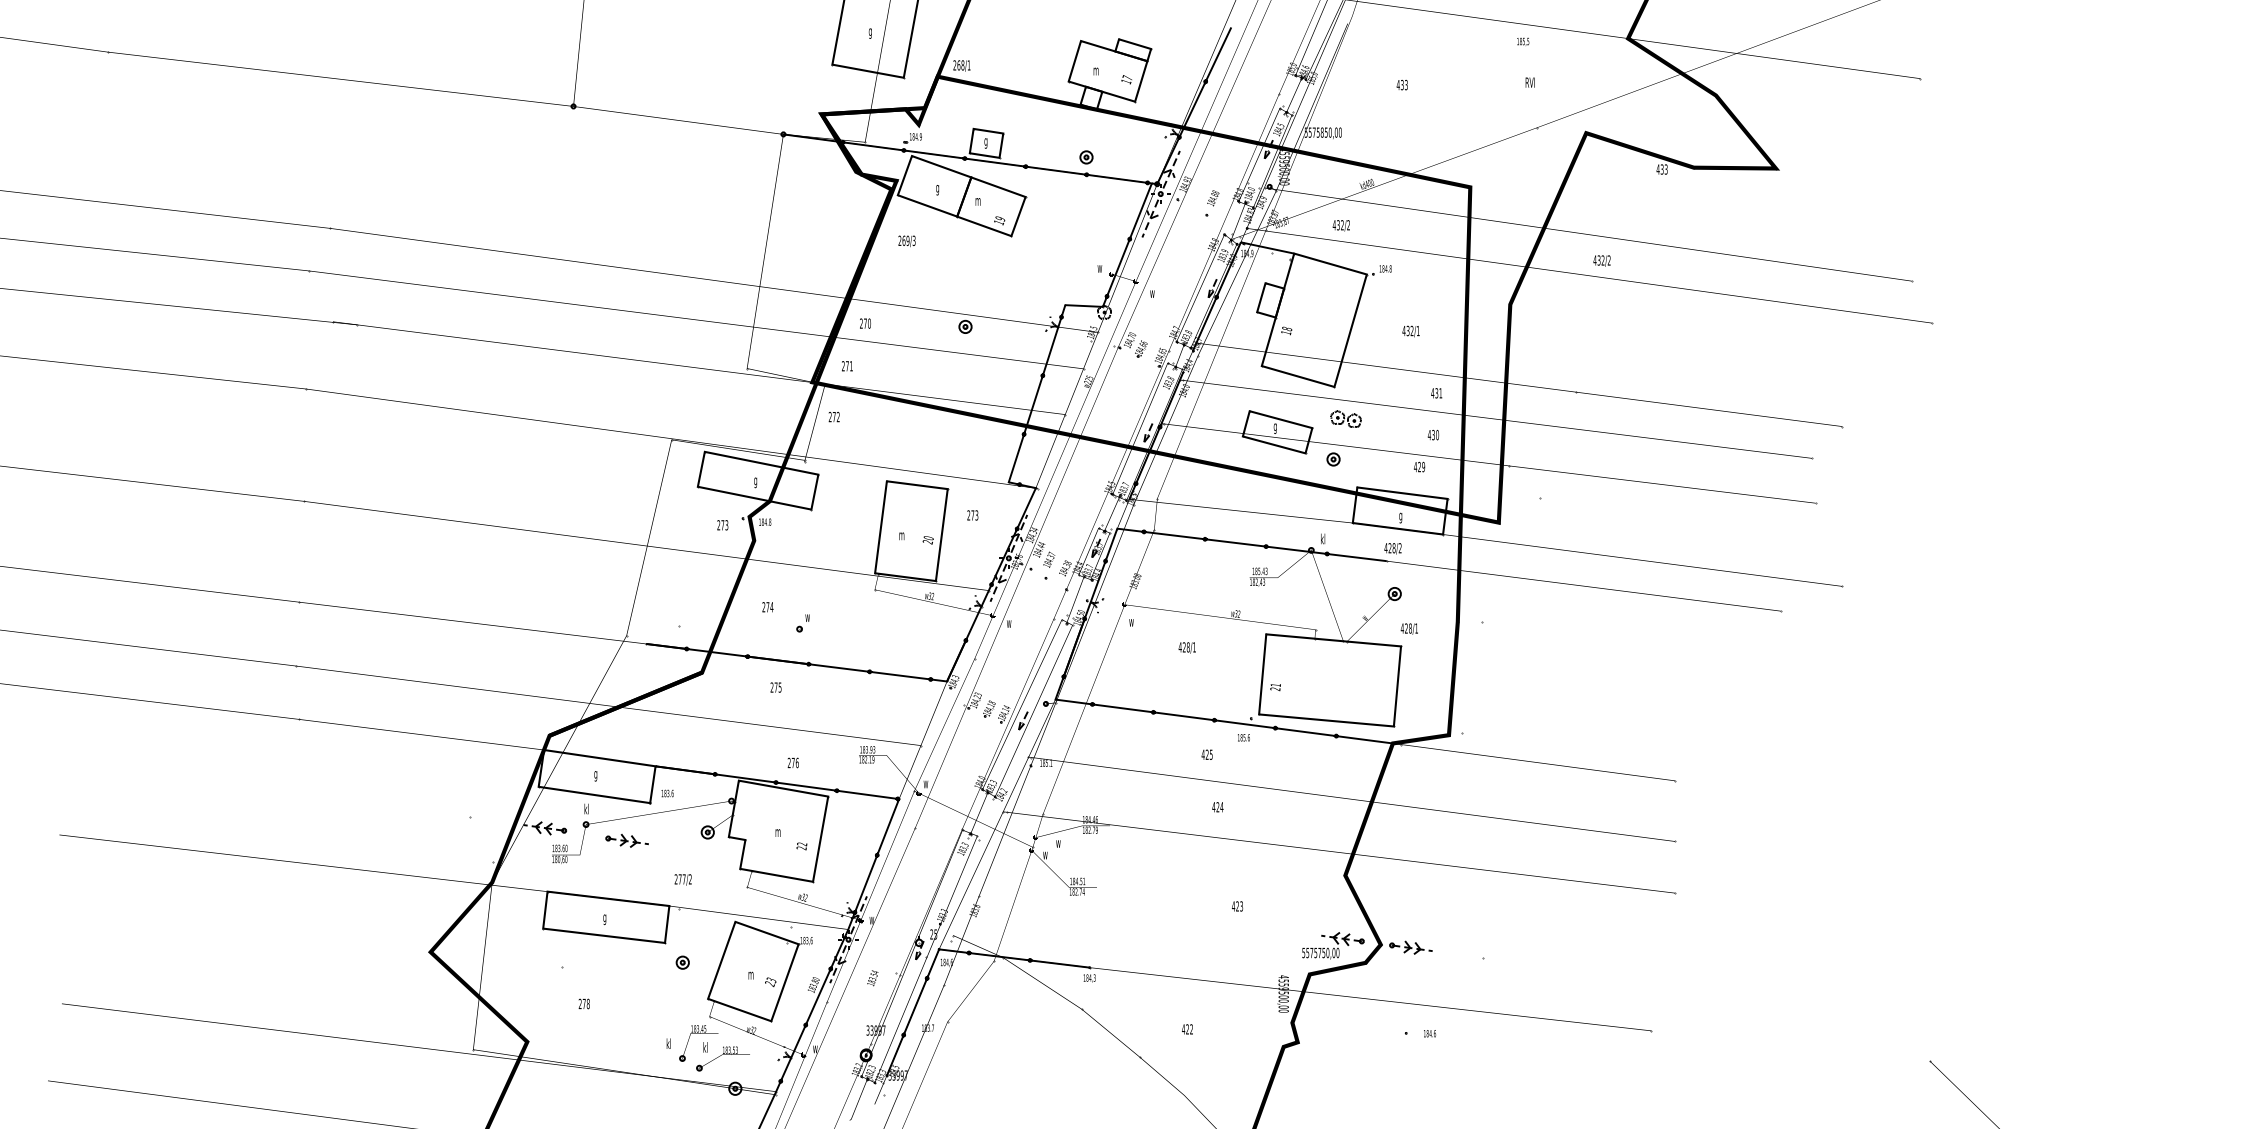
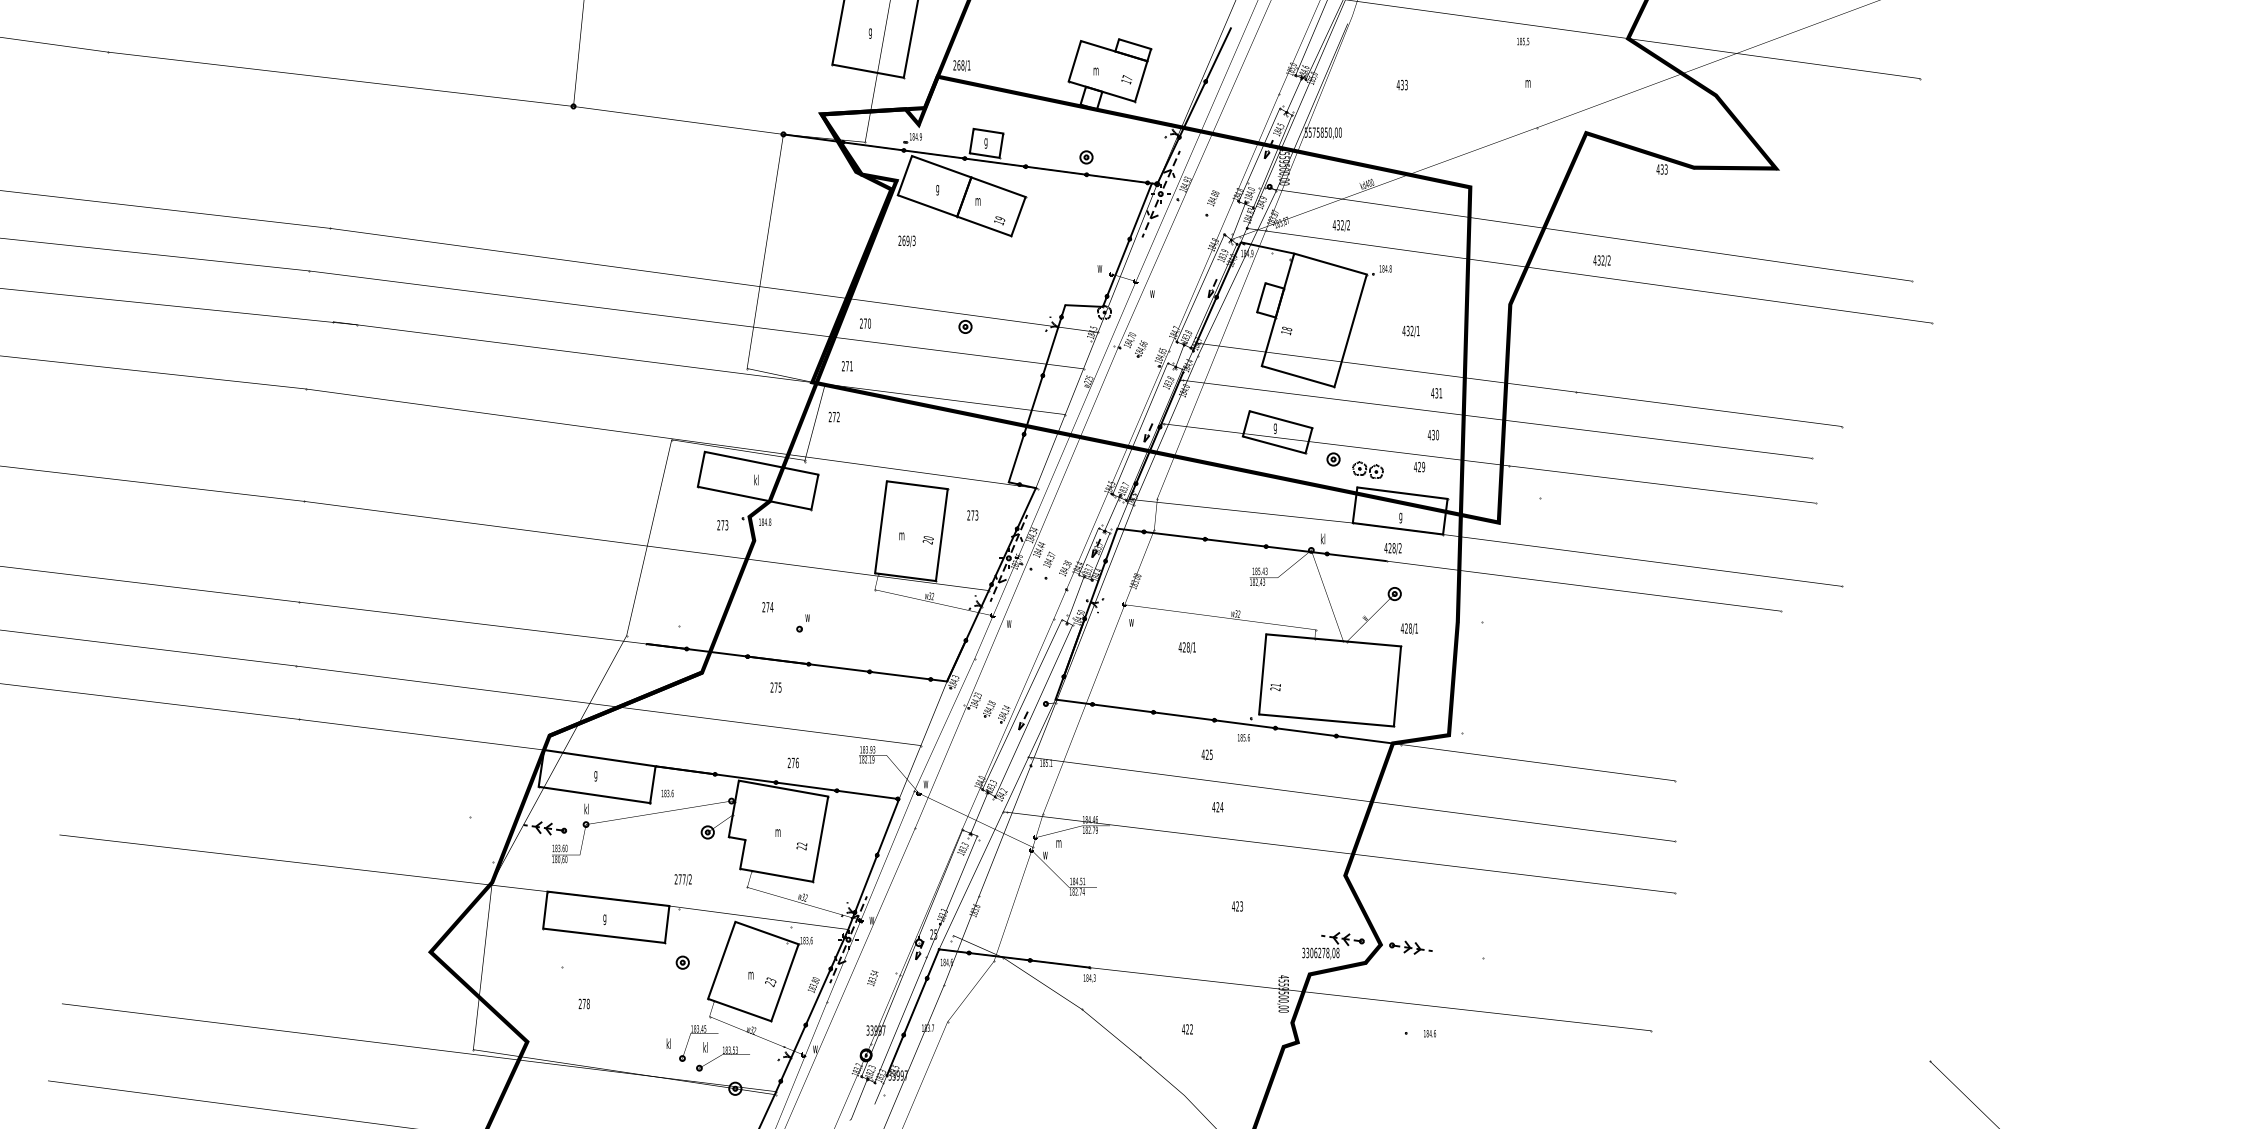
text: RVI -> m (1529, 82)
part position: (1345, 418) -> (1367, 469) (1367, 469)
text: g -> kl (756, 481)
part: present -> none (626, 840)
text: w -> m (1058, 843)
text: 5575750,00 -> 3306278,08 (1320, 952)
